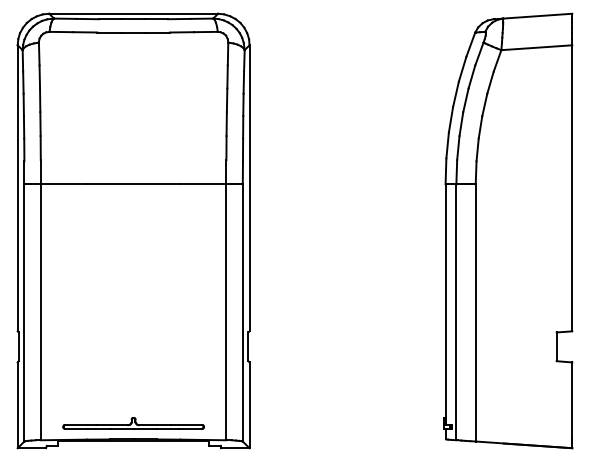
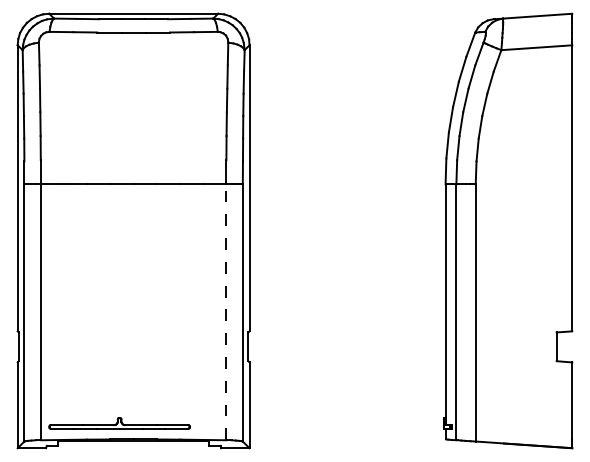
line: solid -> dashed (226, 312)
part position: (133, 423) -> (119, 423) (119, 423)
